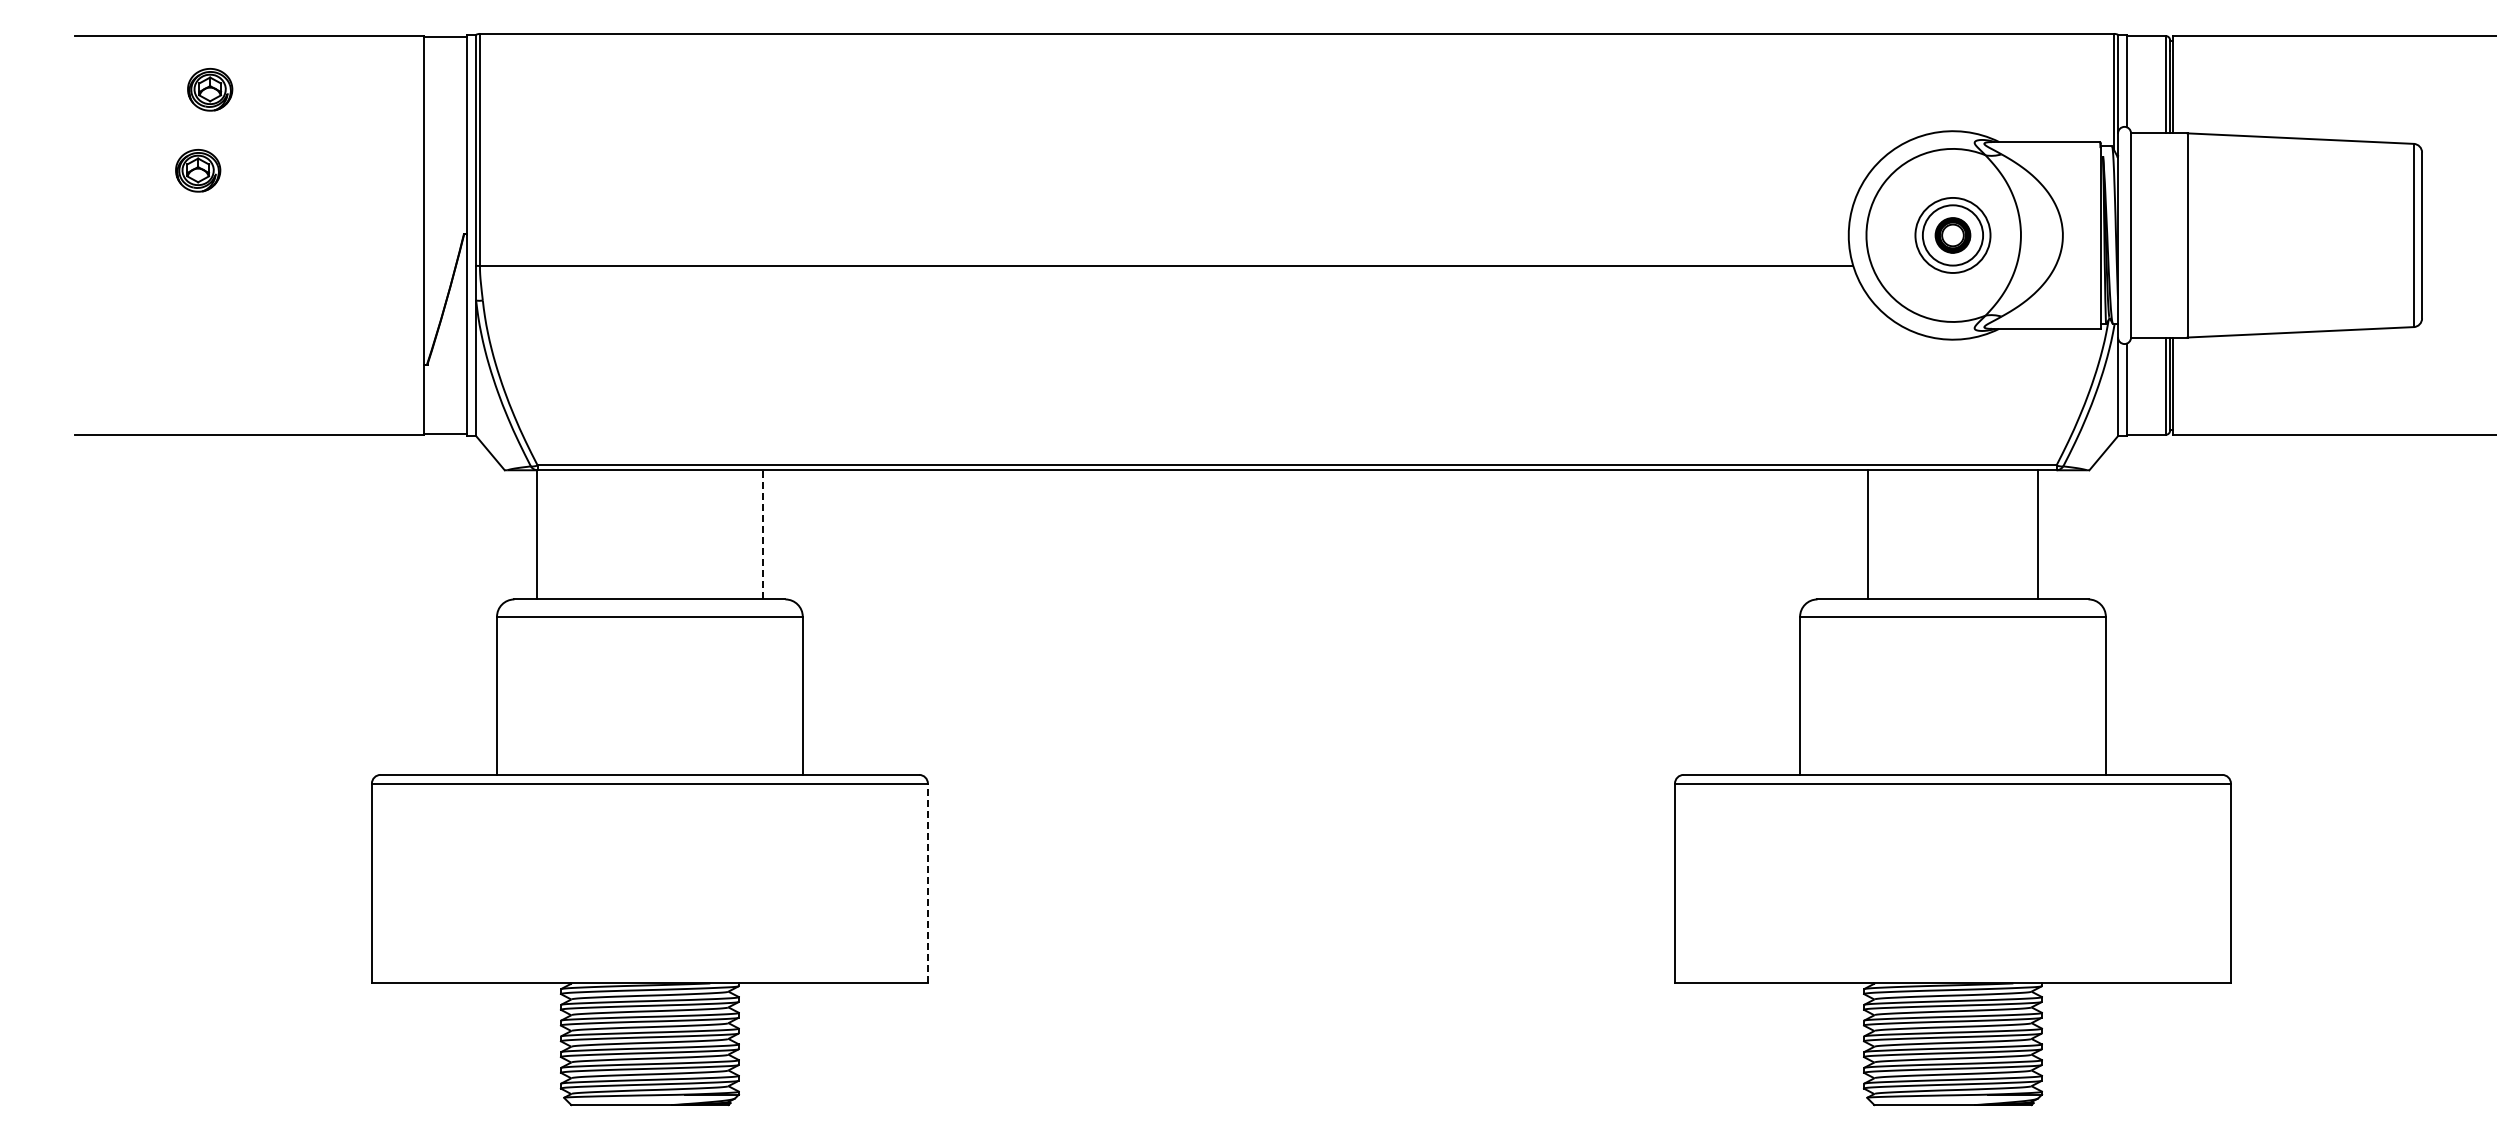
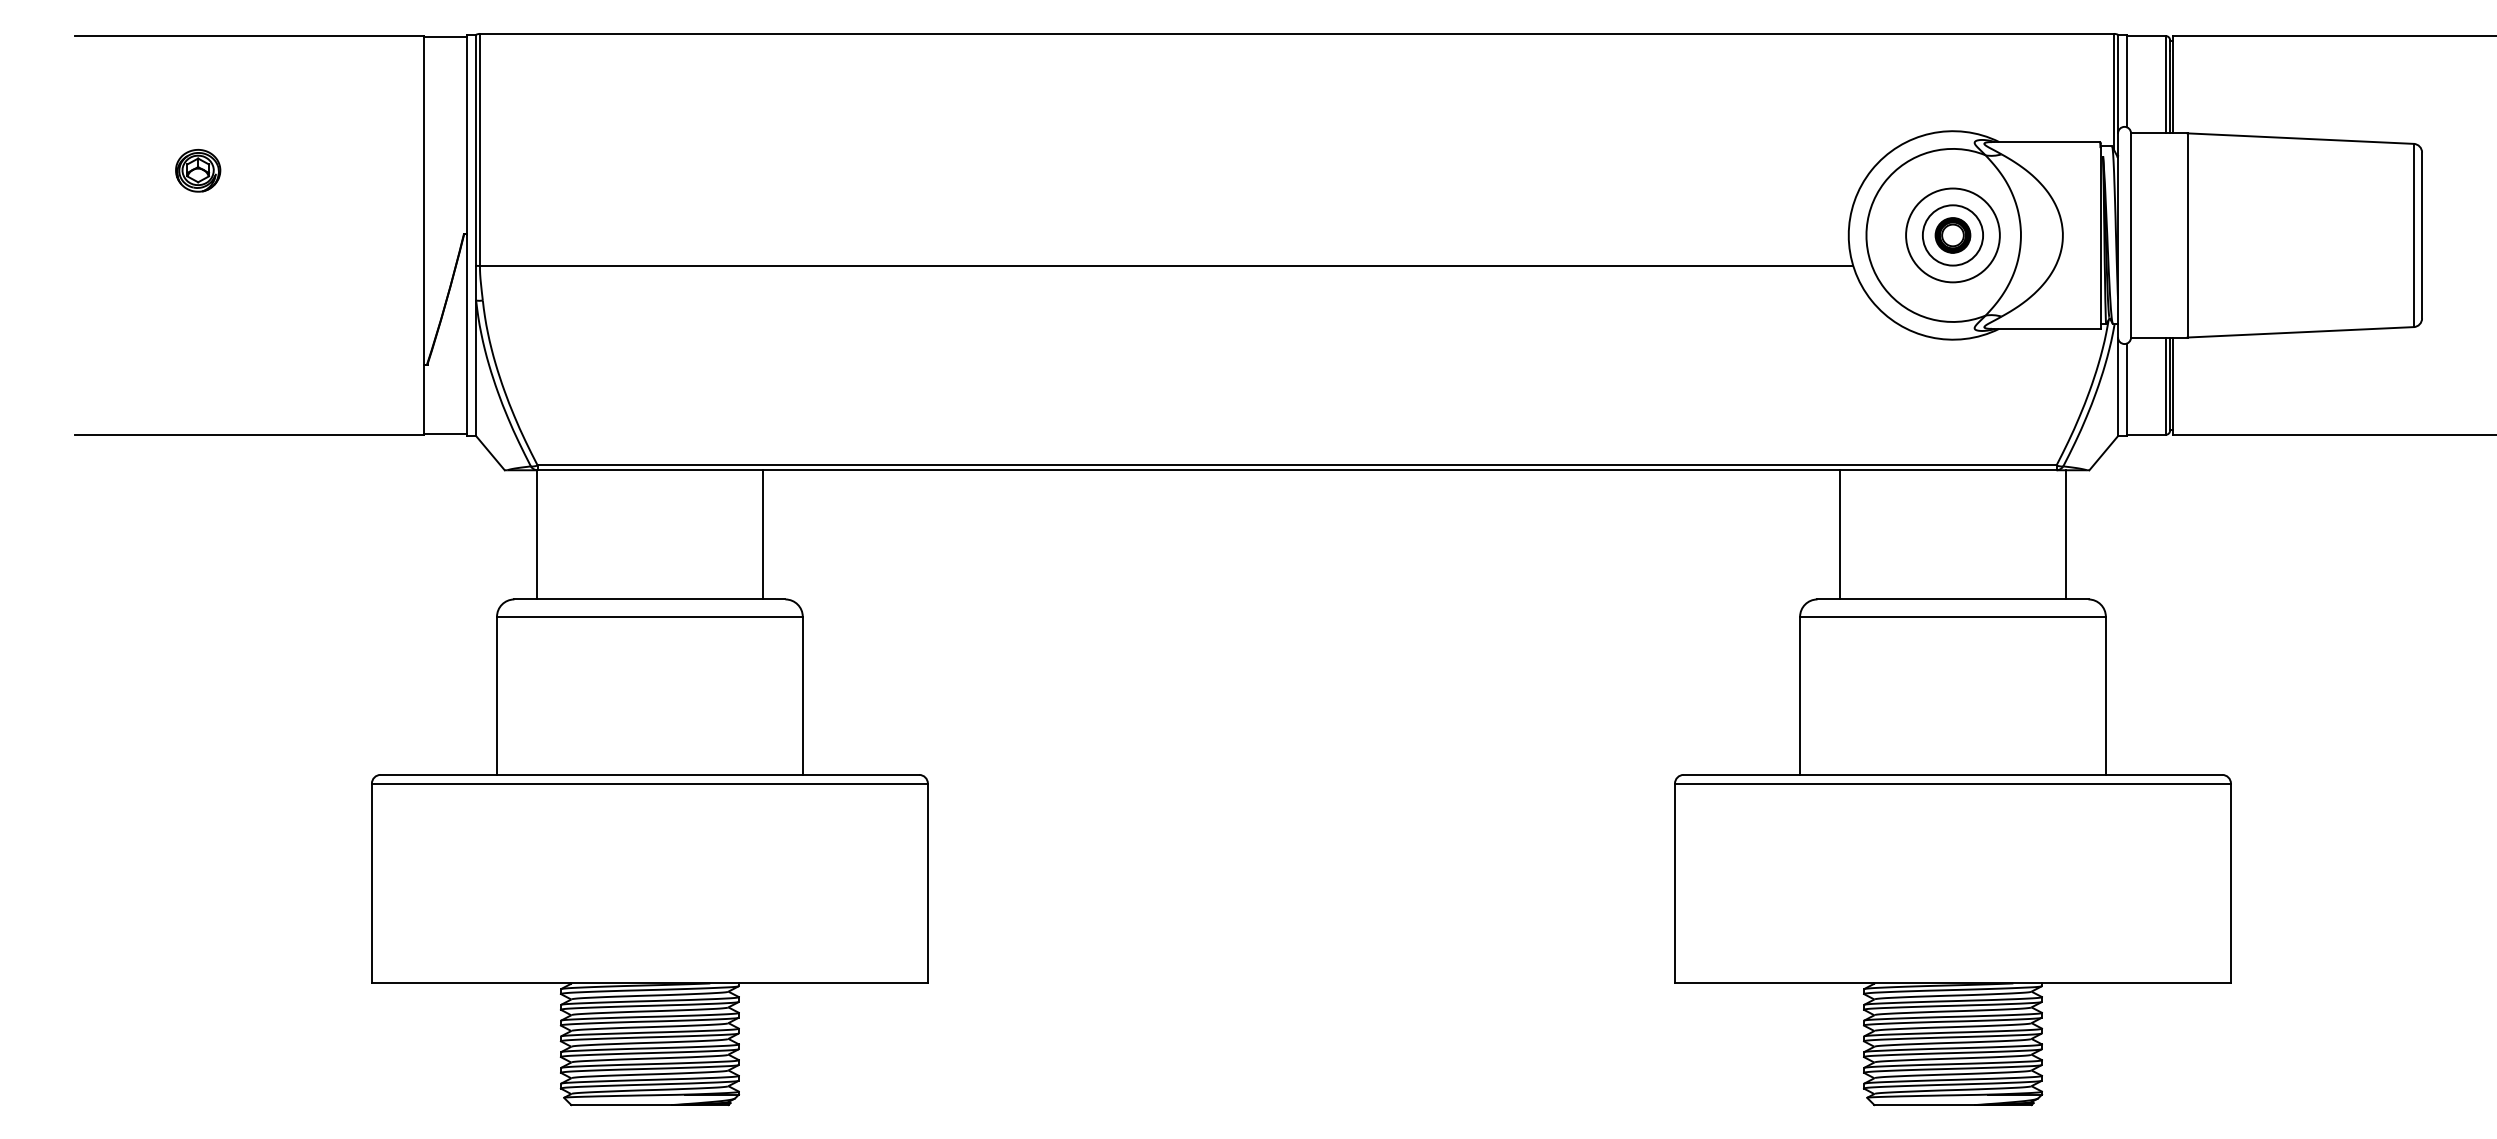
part: present -> none (210, 89)
circle diameter: 75 px -> 94 px (1952, 235)
line: dashed -> solid (762, 534)
line position: (1868, 534) -> (1840, 534) (1840, 534)
line position: (2037, 534) -> (2065, 534) (2065, 534)
line: dashed -> solid (927, 883)
